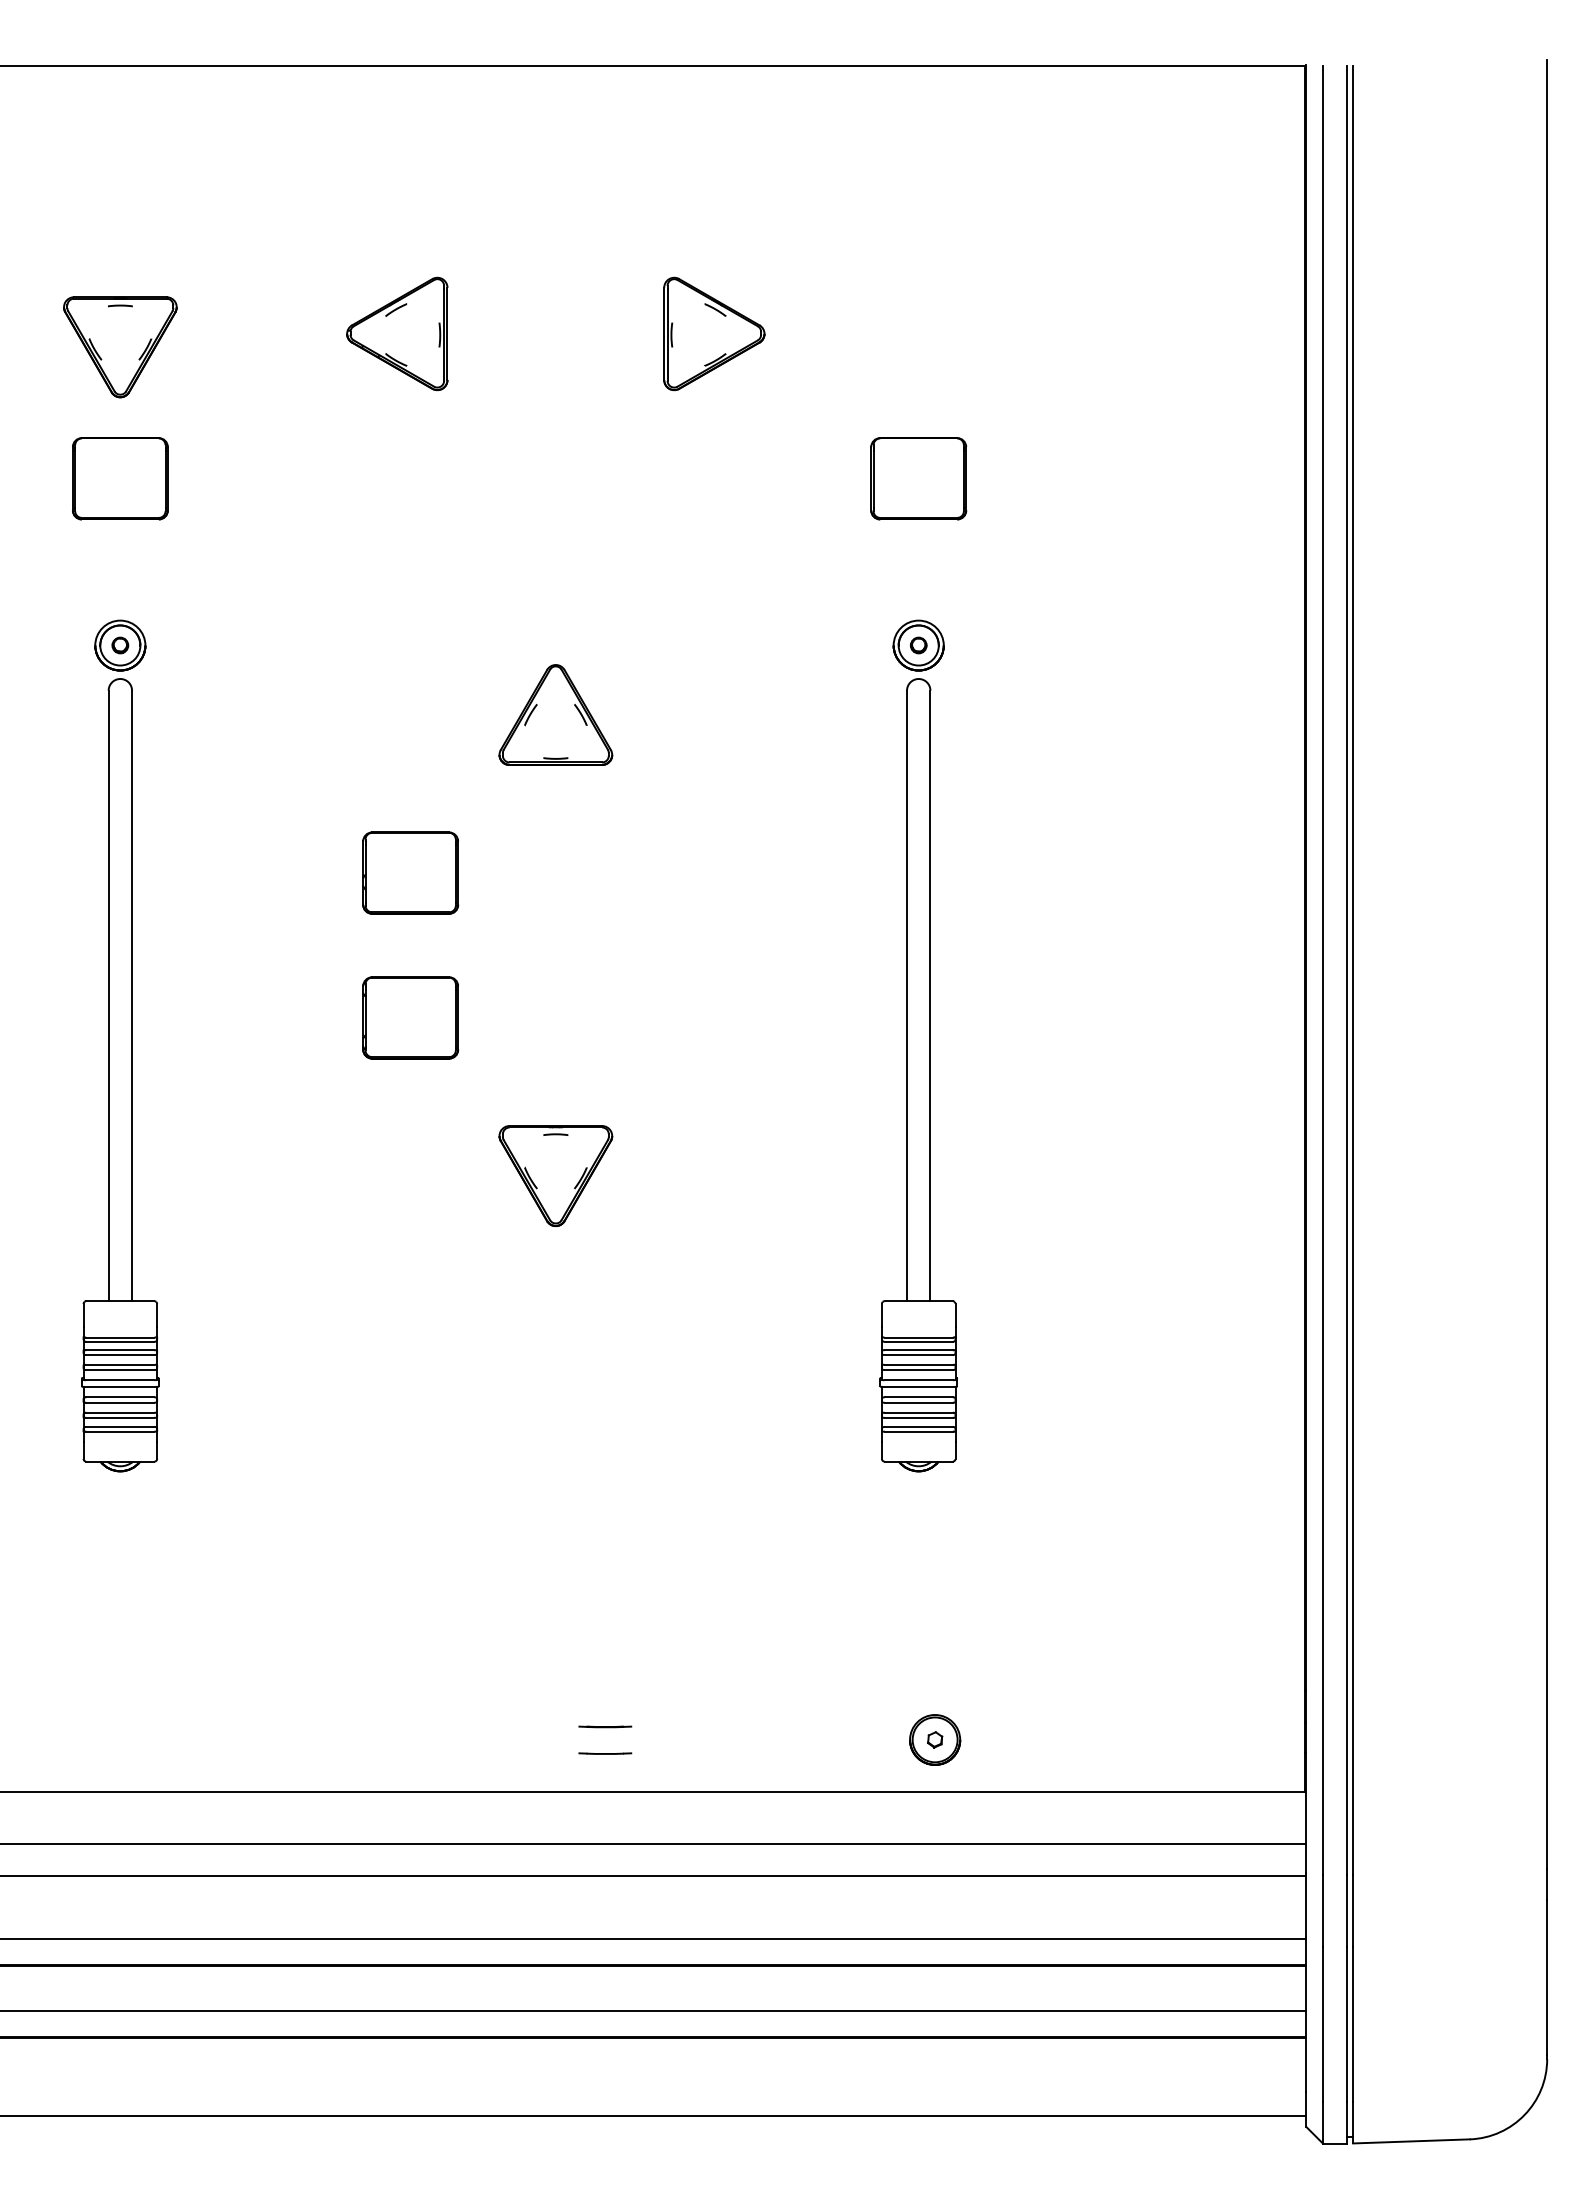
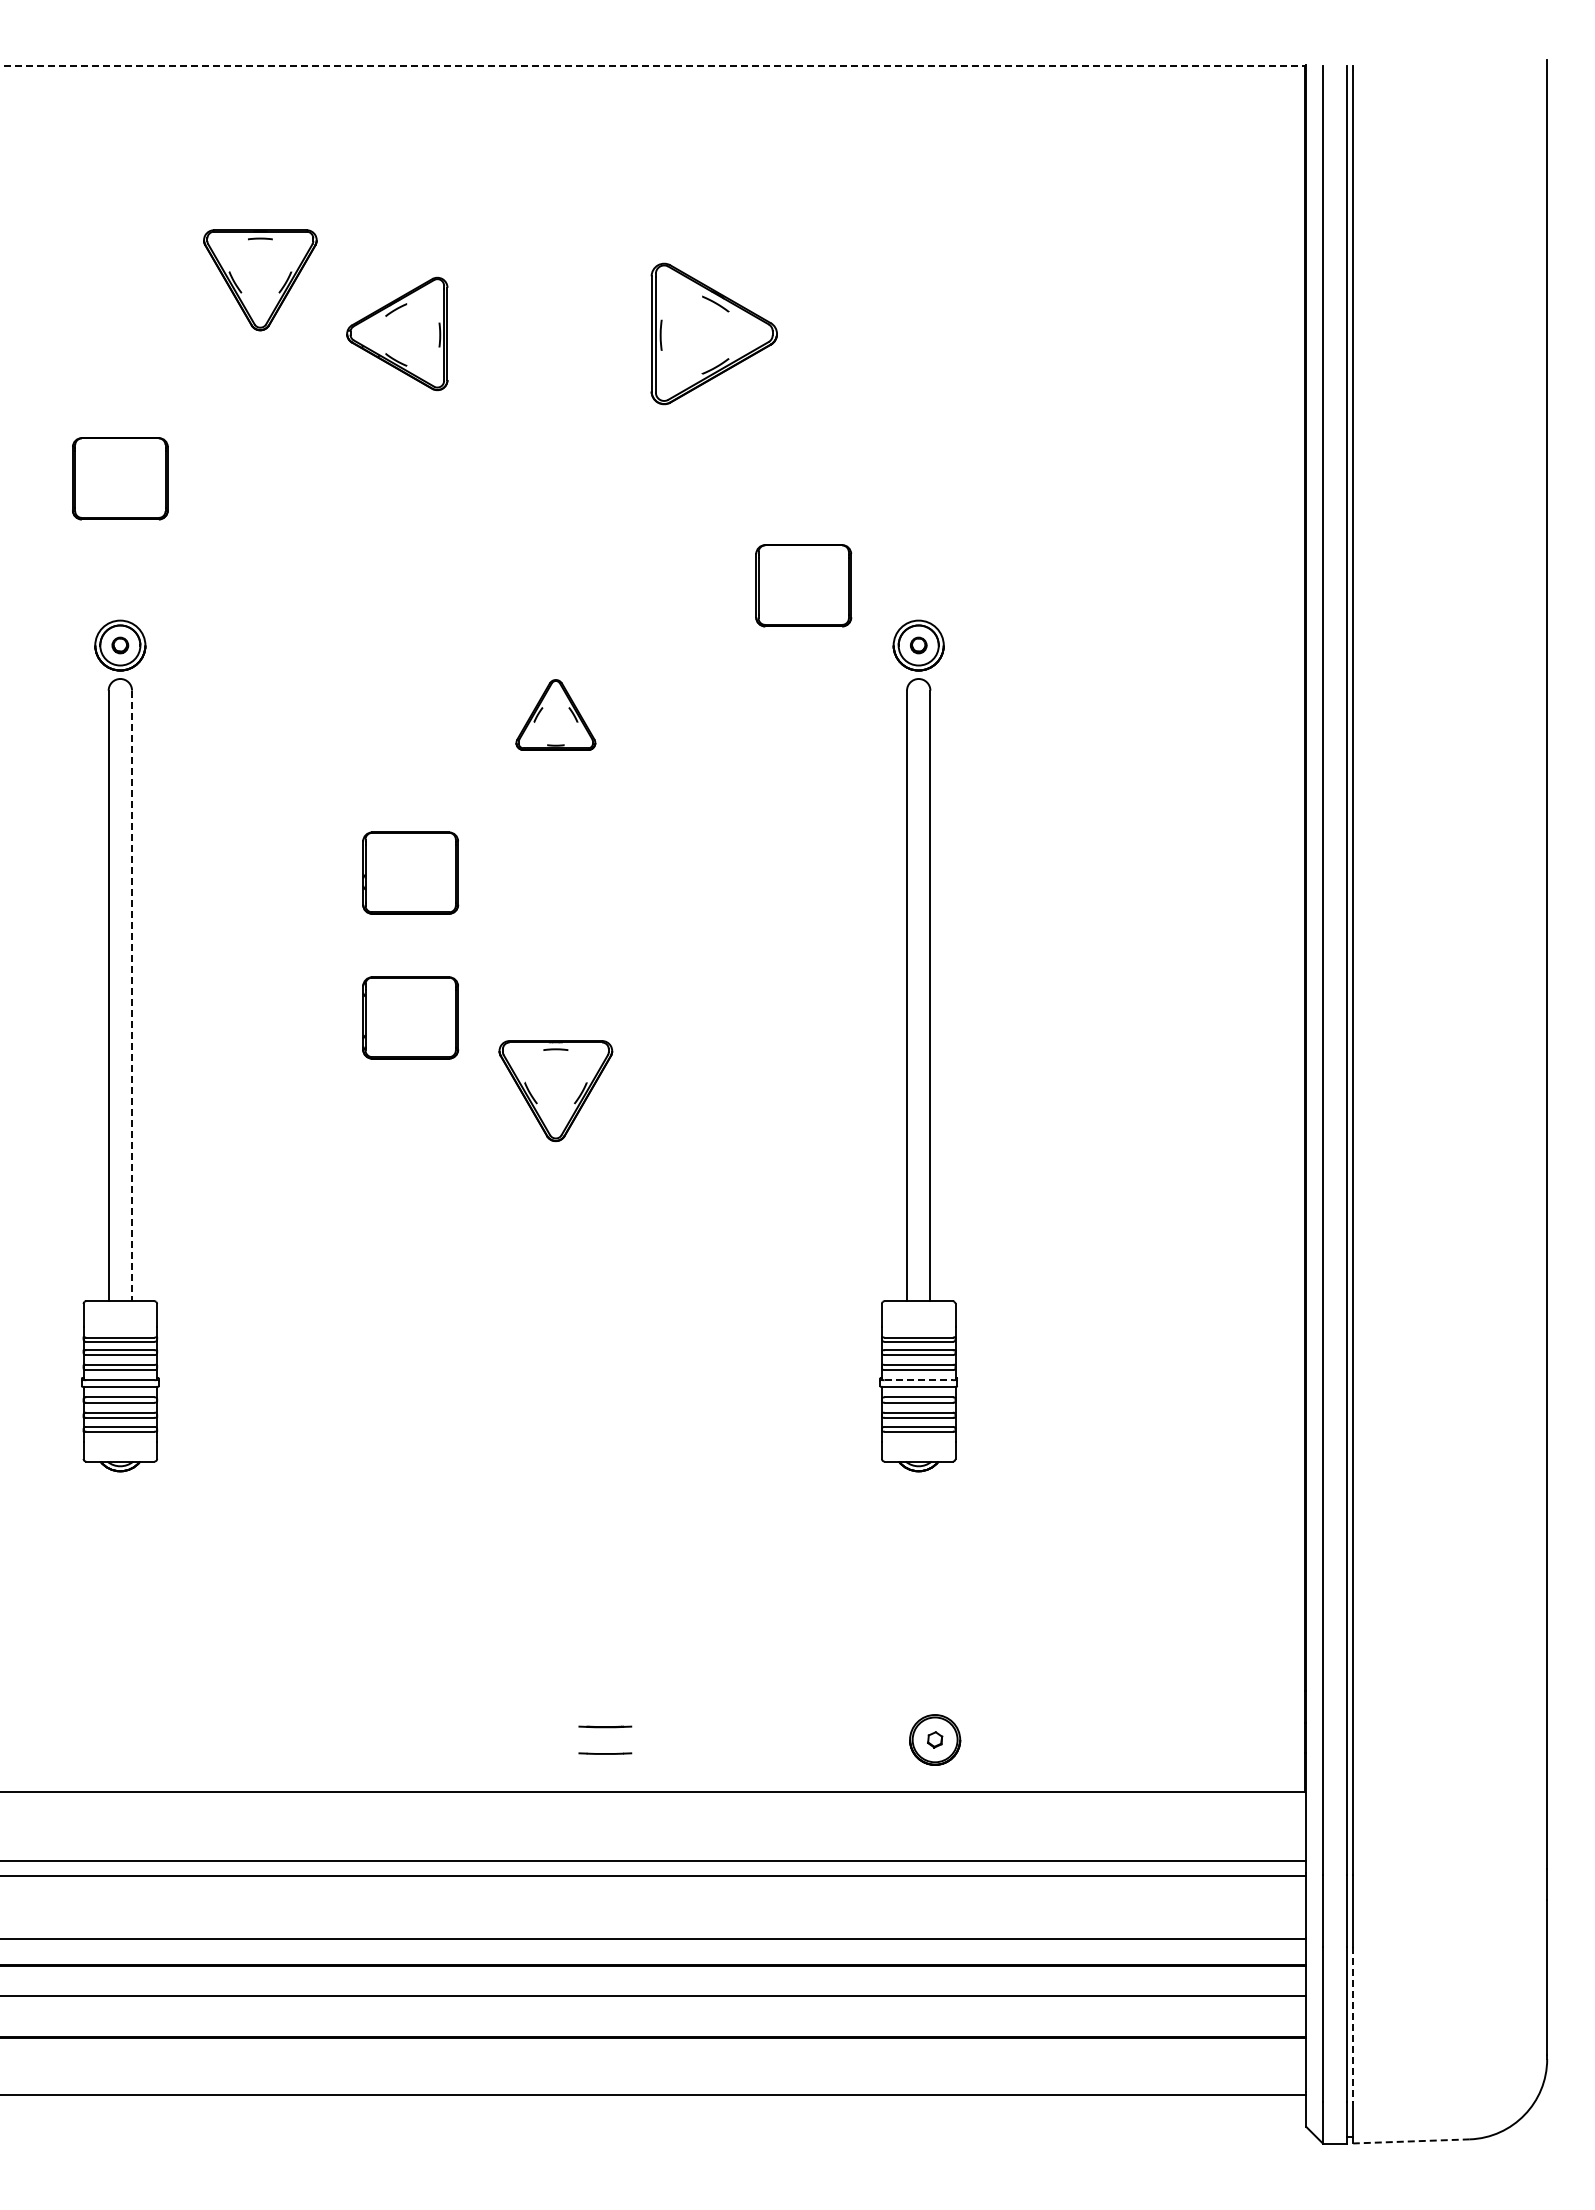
line: solid -> dashed (652, 66)
part size: 103x116 px -> 128x144 px (713, 333)
part position: (120, 347) -> (260, 280) (260, 280)
part position: (918, 478) -> (803, 585) (803, 585)
part size: 116x102 px -> 82x72 px (555, 714)
line: solid -> dashed (132, 996)
part position: (555, 1176) -> (555, 1091) (555, 1091)
line: solid -> dashed (919, 1380)
line position: (654, 1843) -> (654, 1860) (654, 1860)
line position: (654, 2011) -> (654, 1996) (654, 1996)
line: solid -> dashed (1353, 2024)
line position: (654, 2115) -> (654, 2094) (654, 2094)
line: solid -> dashed (1410, 2141)
